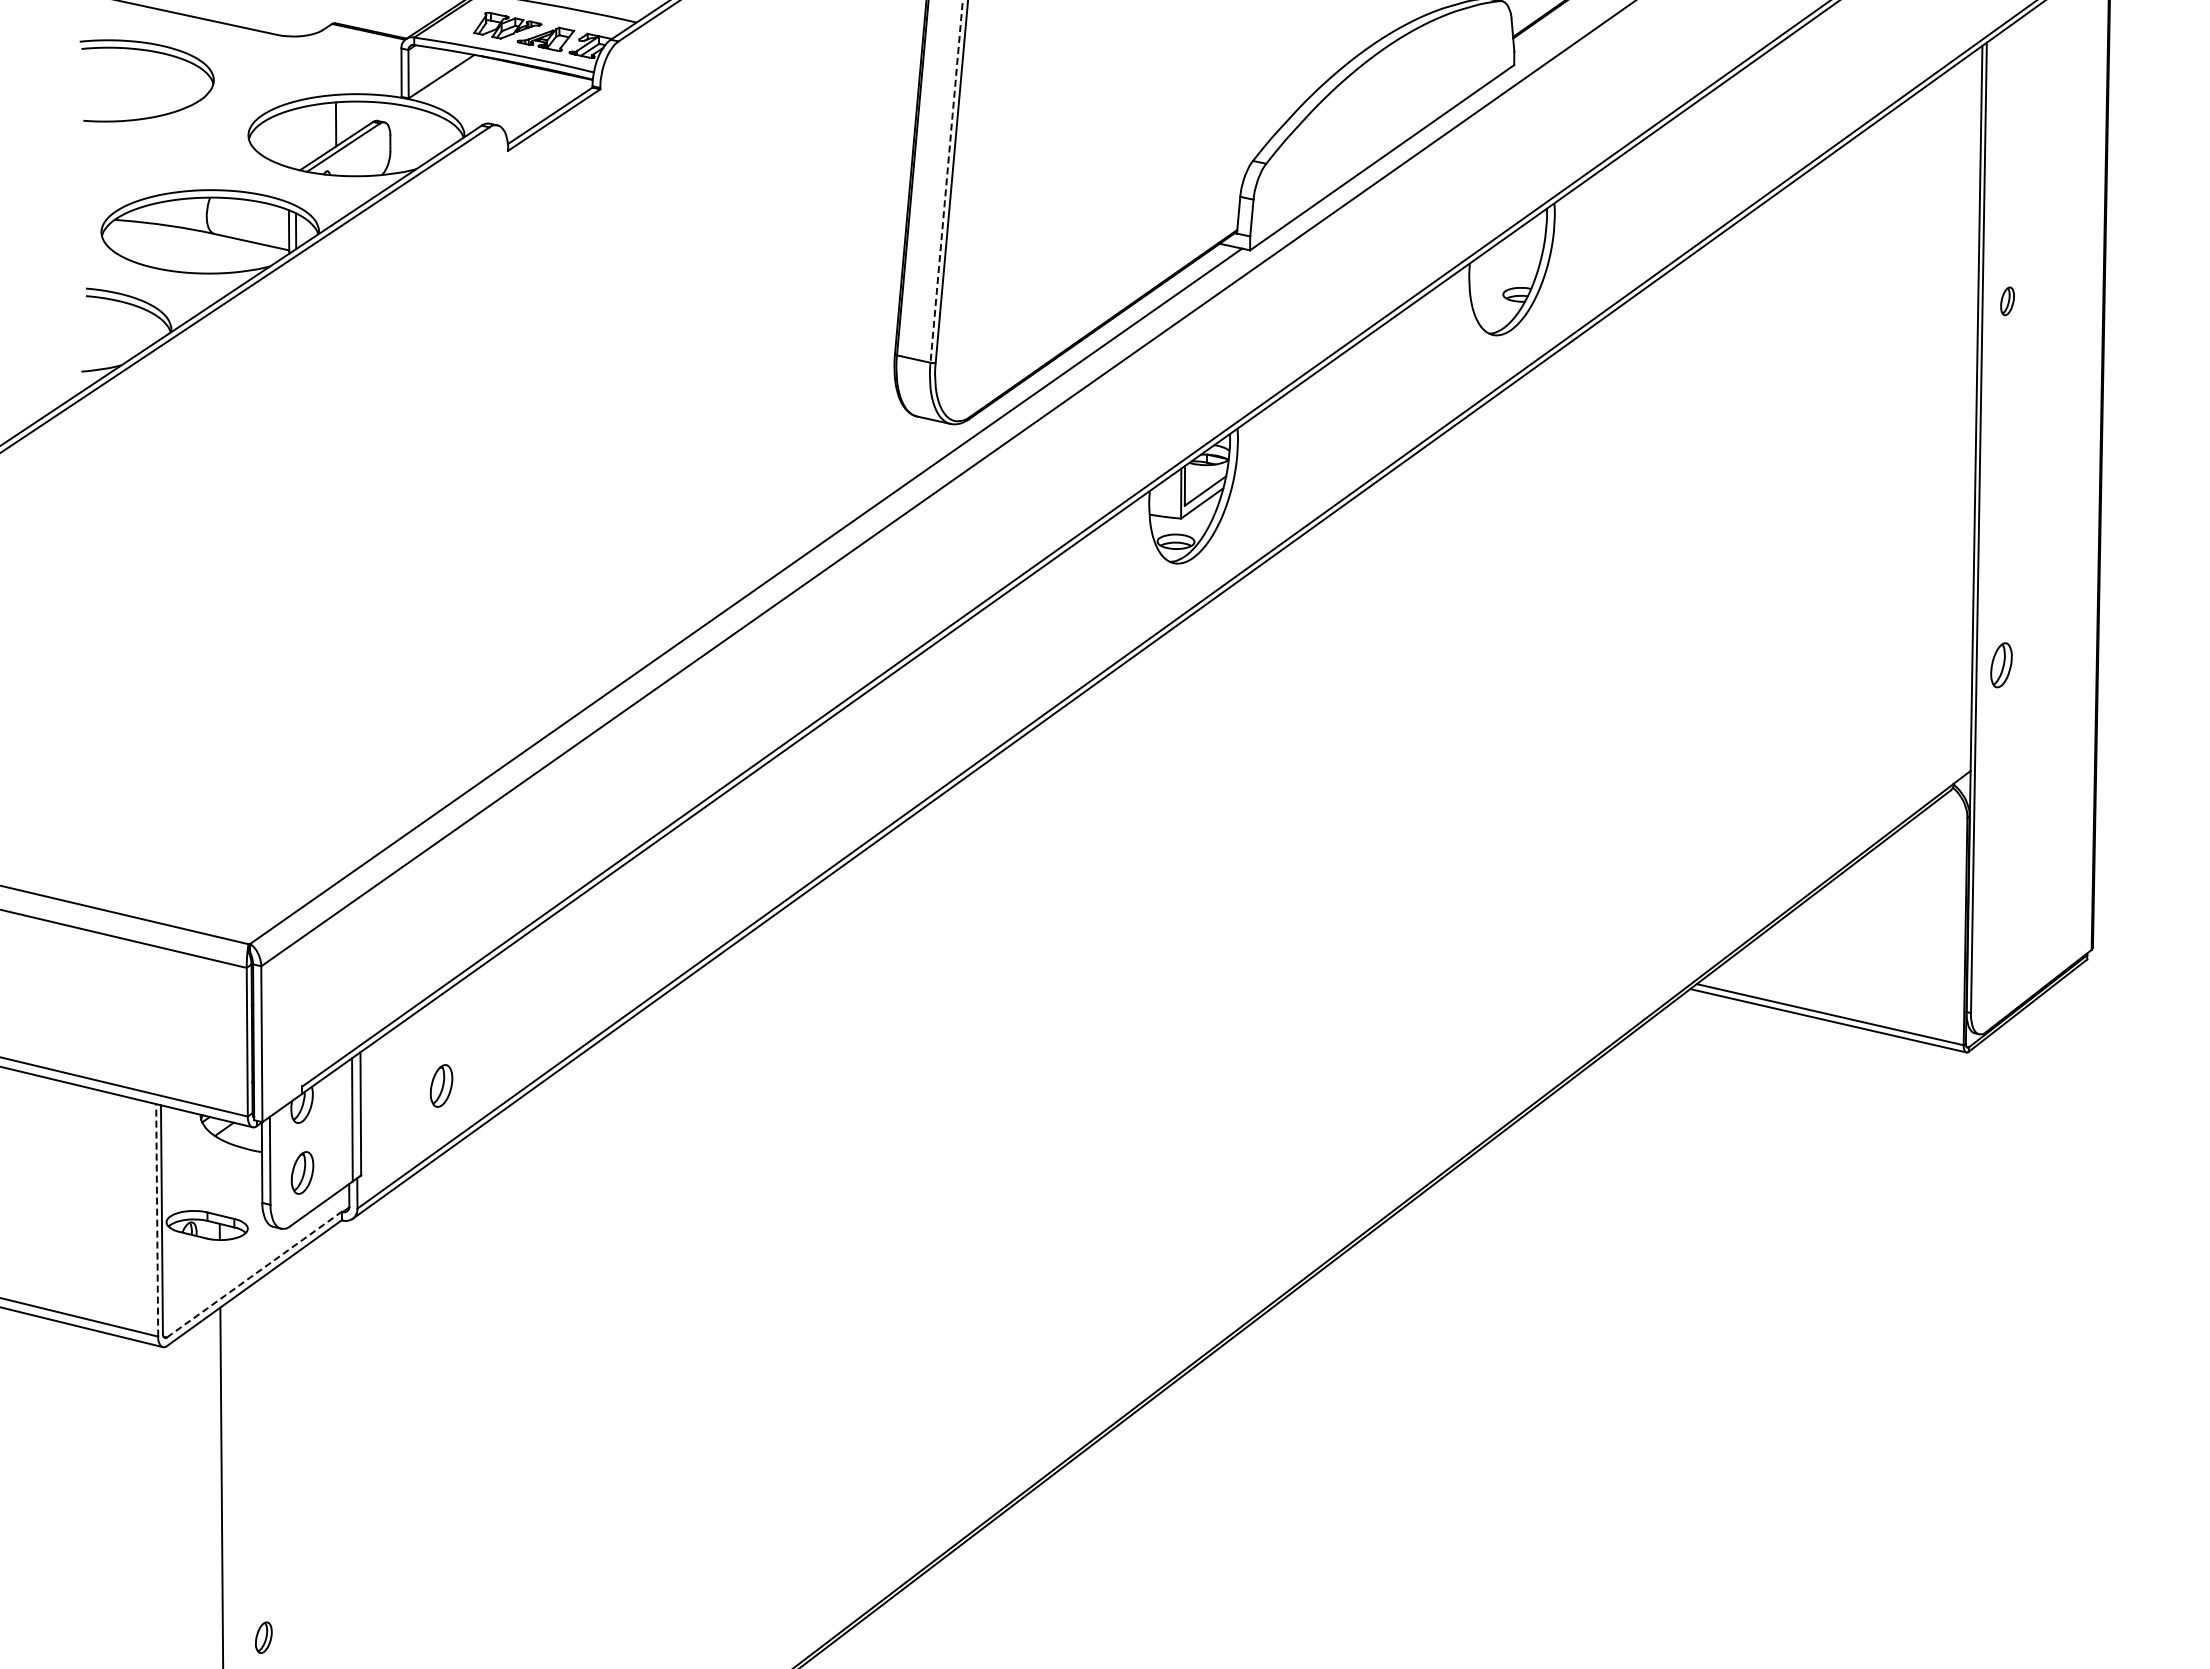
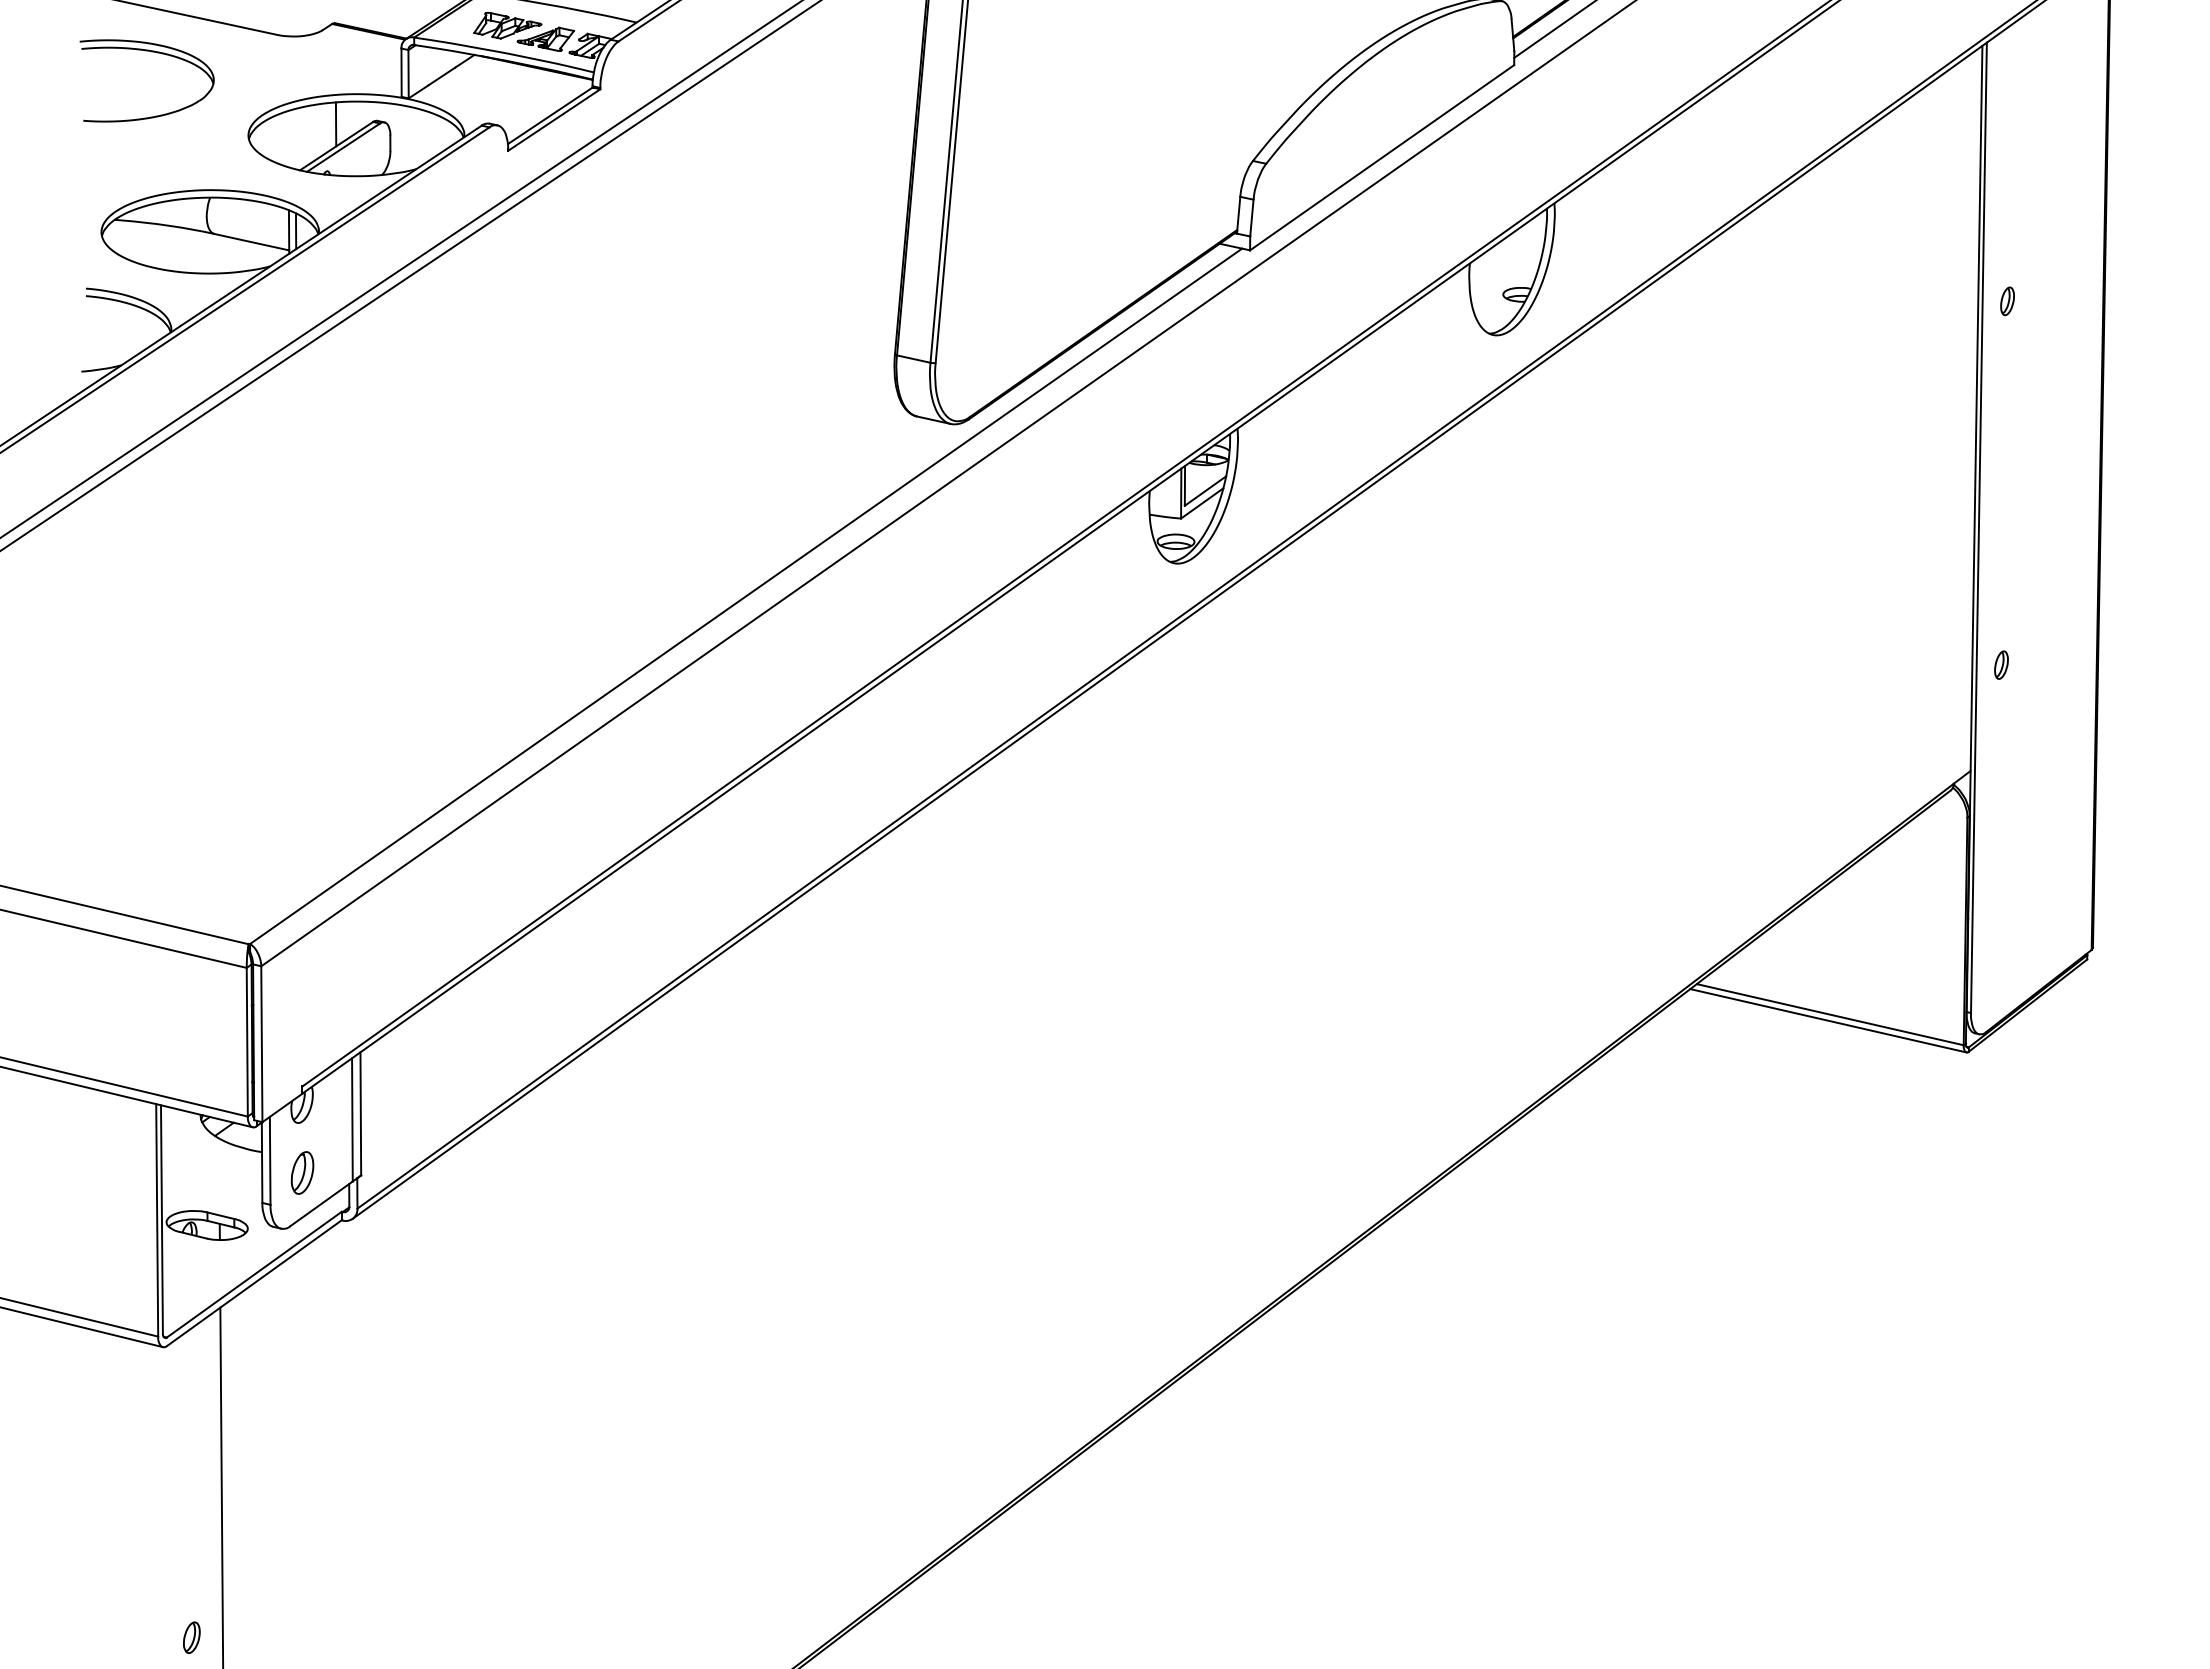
line: none -> present (1553, 29)
line: dashed -> solid (946, 181)
line: none -> present (400, 269)
line: none -> present (410, 275)
part size: 23x47 px -> 15x30 px (2001, 664)
part: present -> none (441, 1085)
line: dashed -> solid (157, 1219)
line: dashed -> solid (254, 1274)
part position: (263, 1637) -> (191, 1637) (191, 1637)
